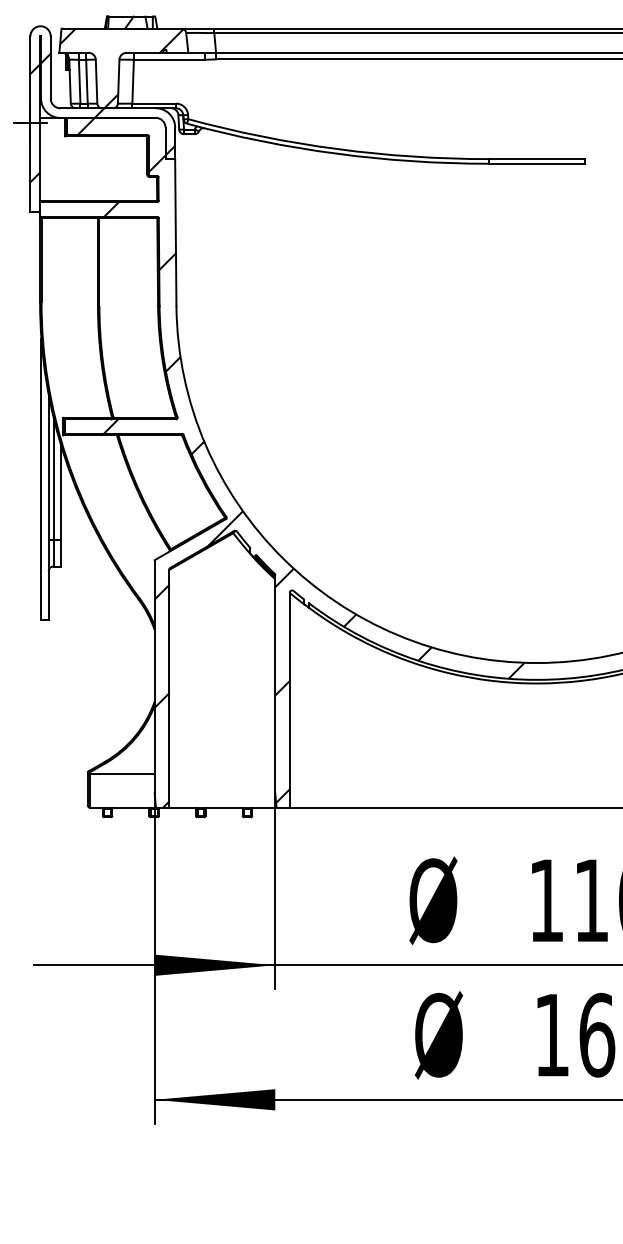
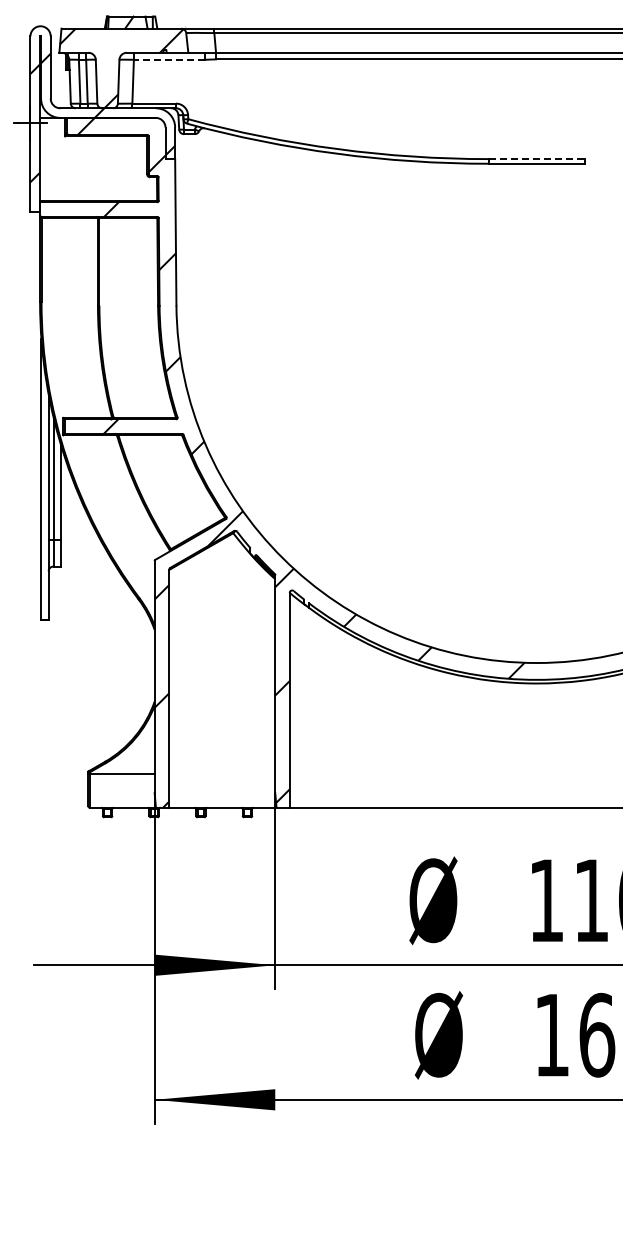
line: solid -> dashed (168, 59)
line: solid -> dashed (537, 159)
